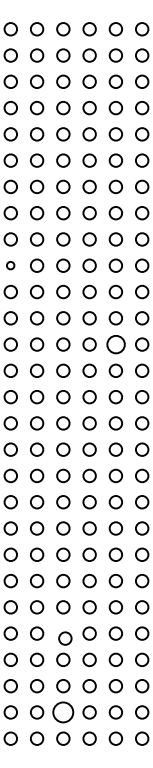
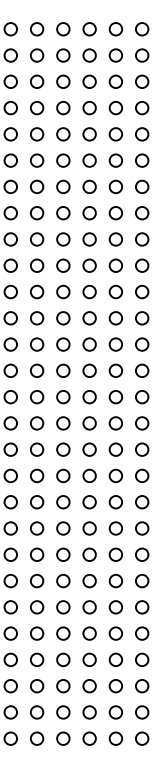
circle size: 10x10 px -> 15x15 px (10, 265)
circle size: 20x20 px -> 15x15 px (115, 344)
circle position: (65, 638) -> (63, 633) (63, 633)
circle size: 23x23 px -> 15x15 px (63, 712)
